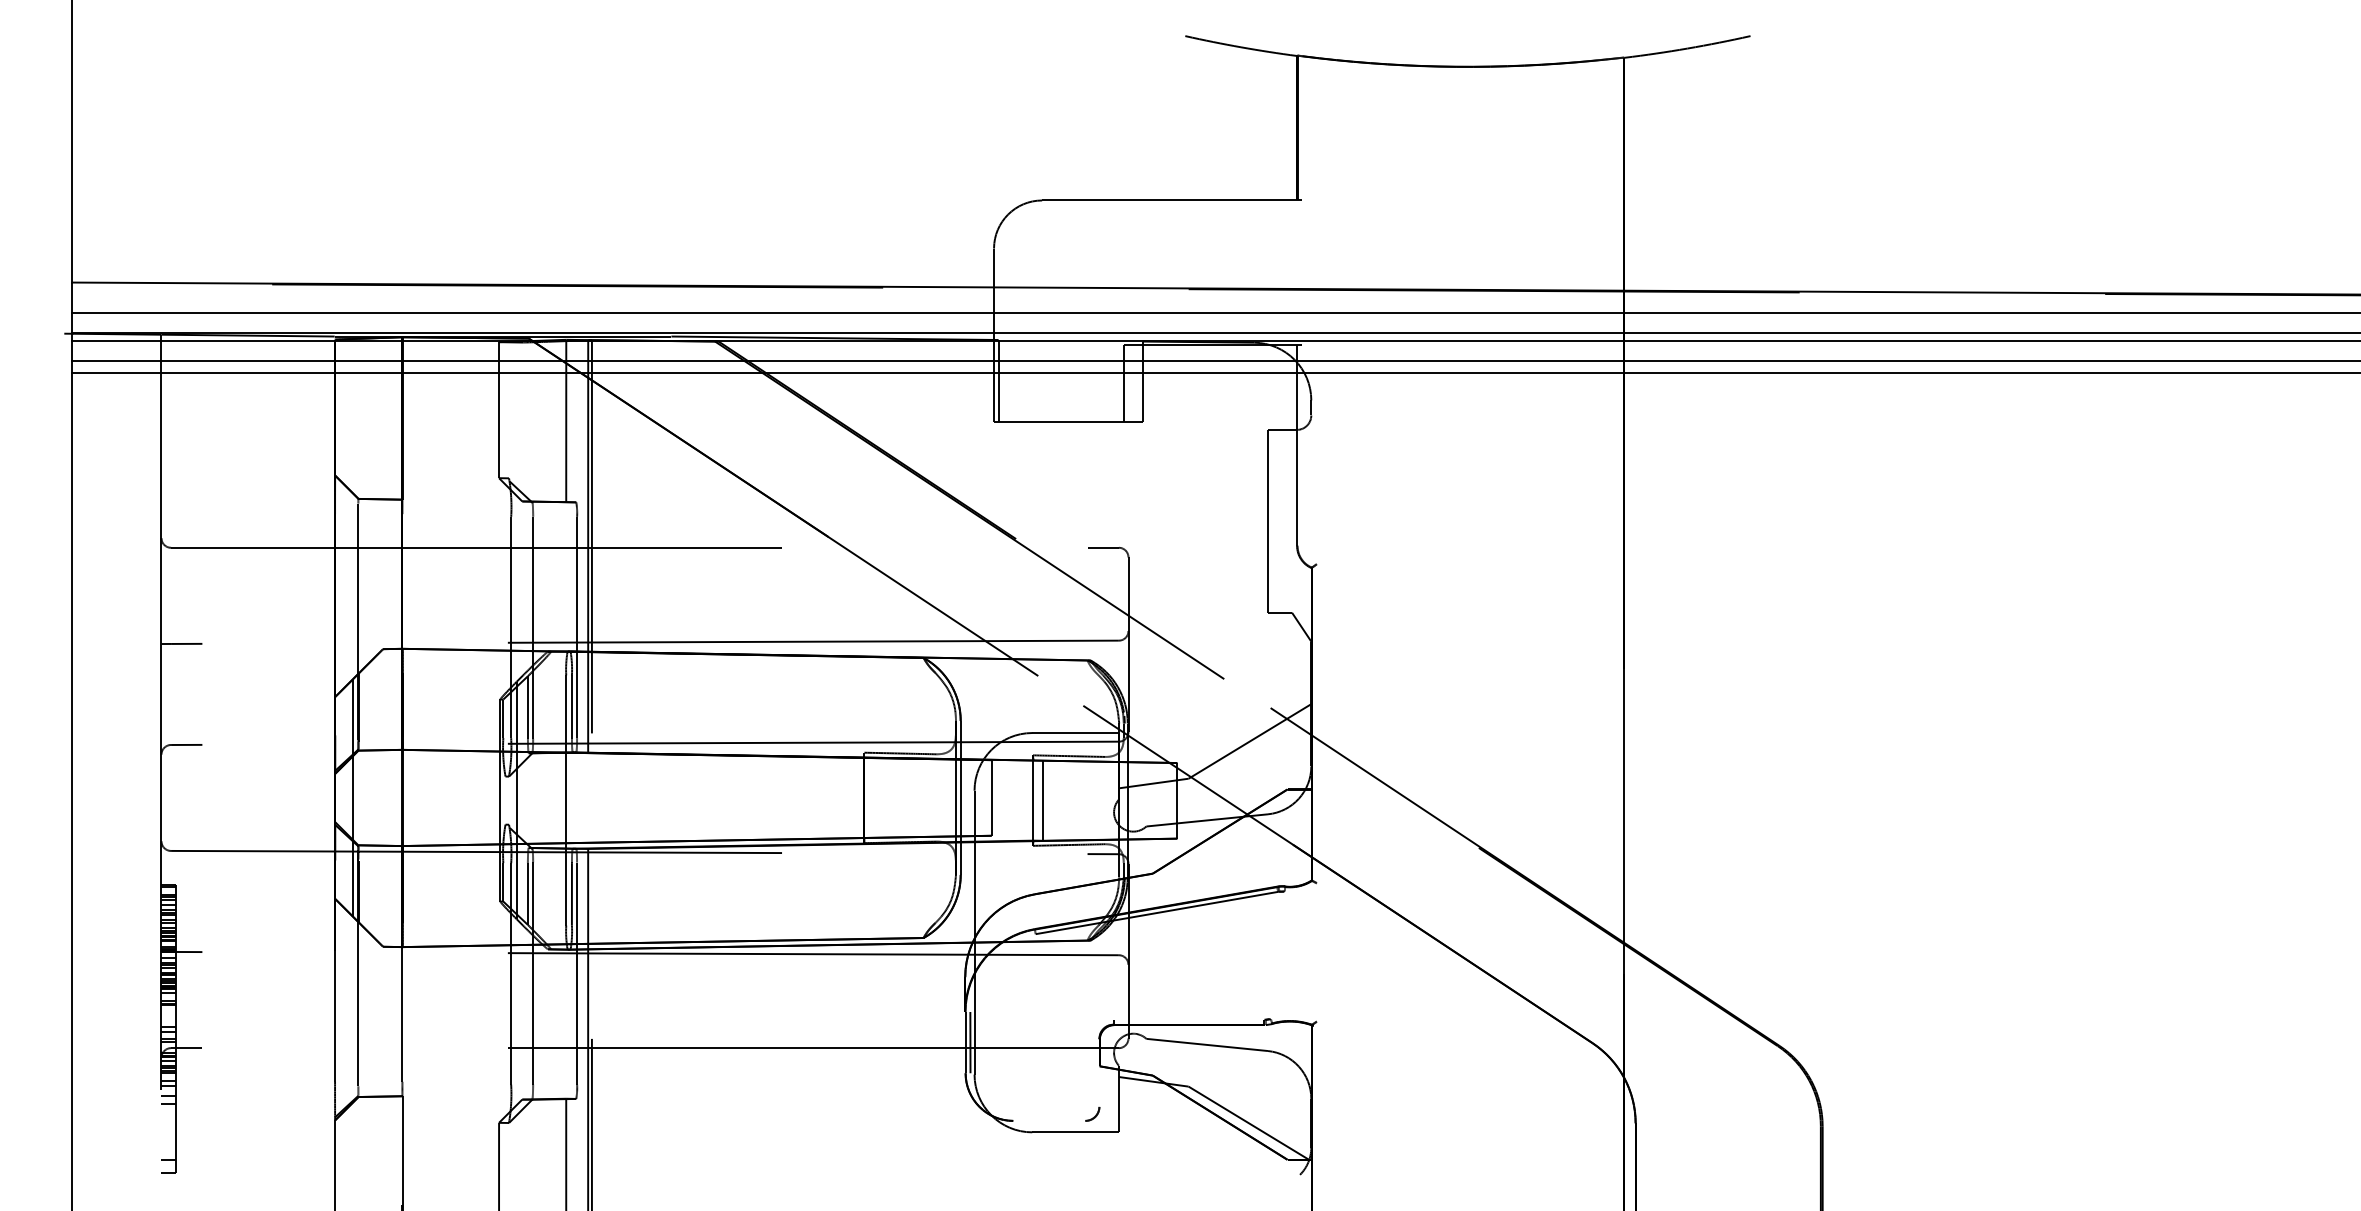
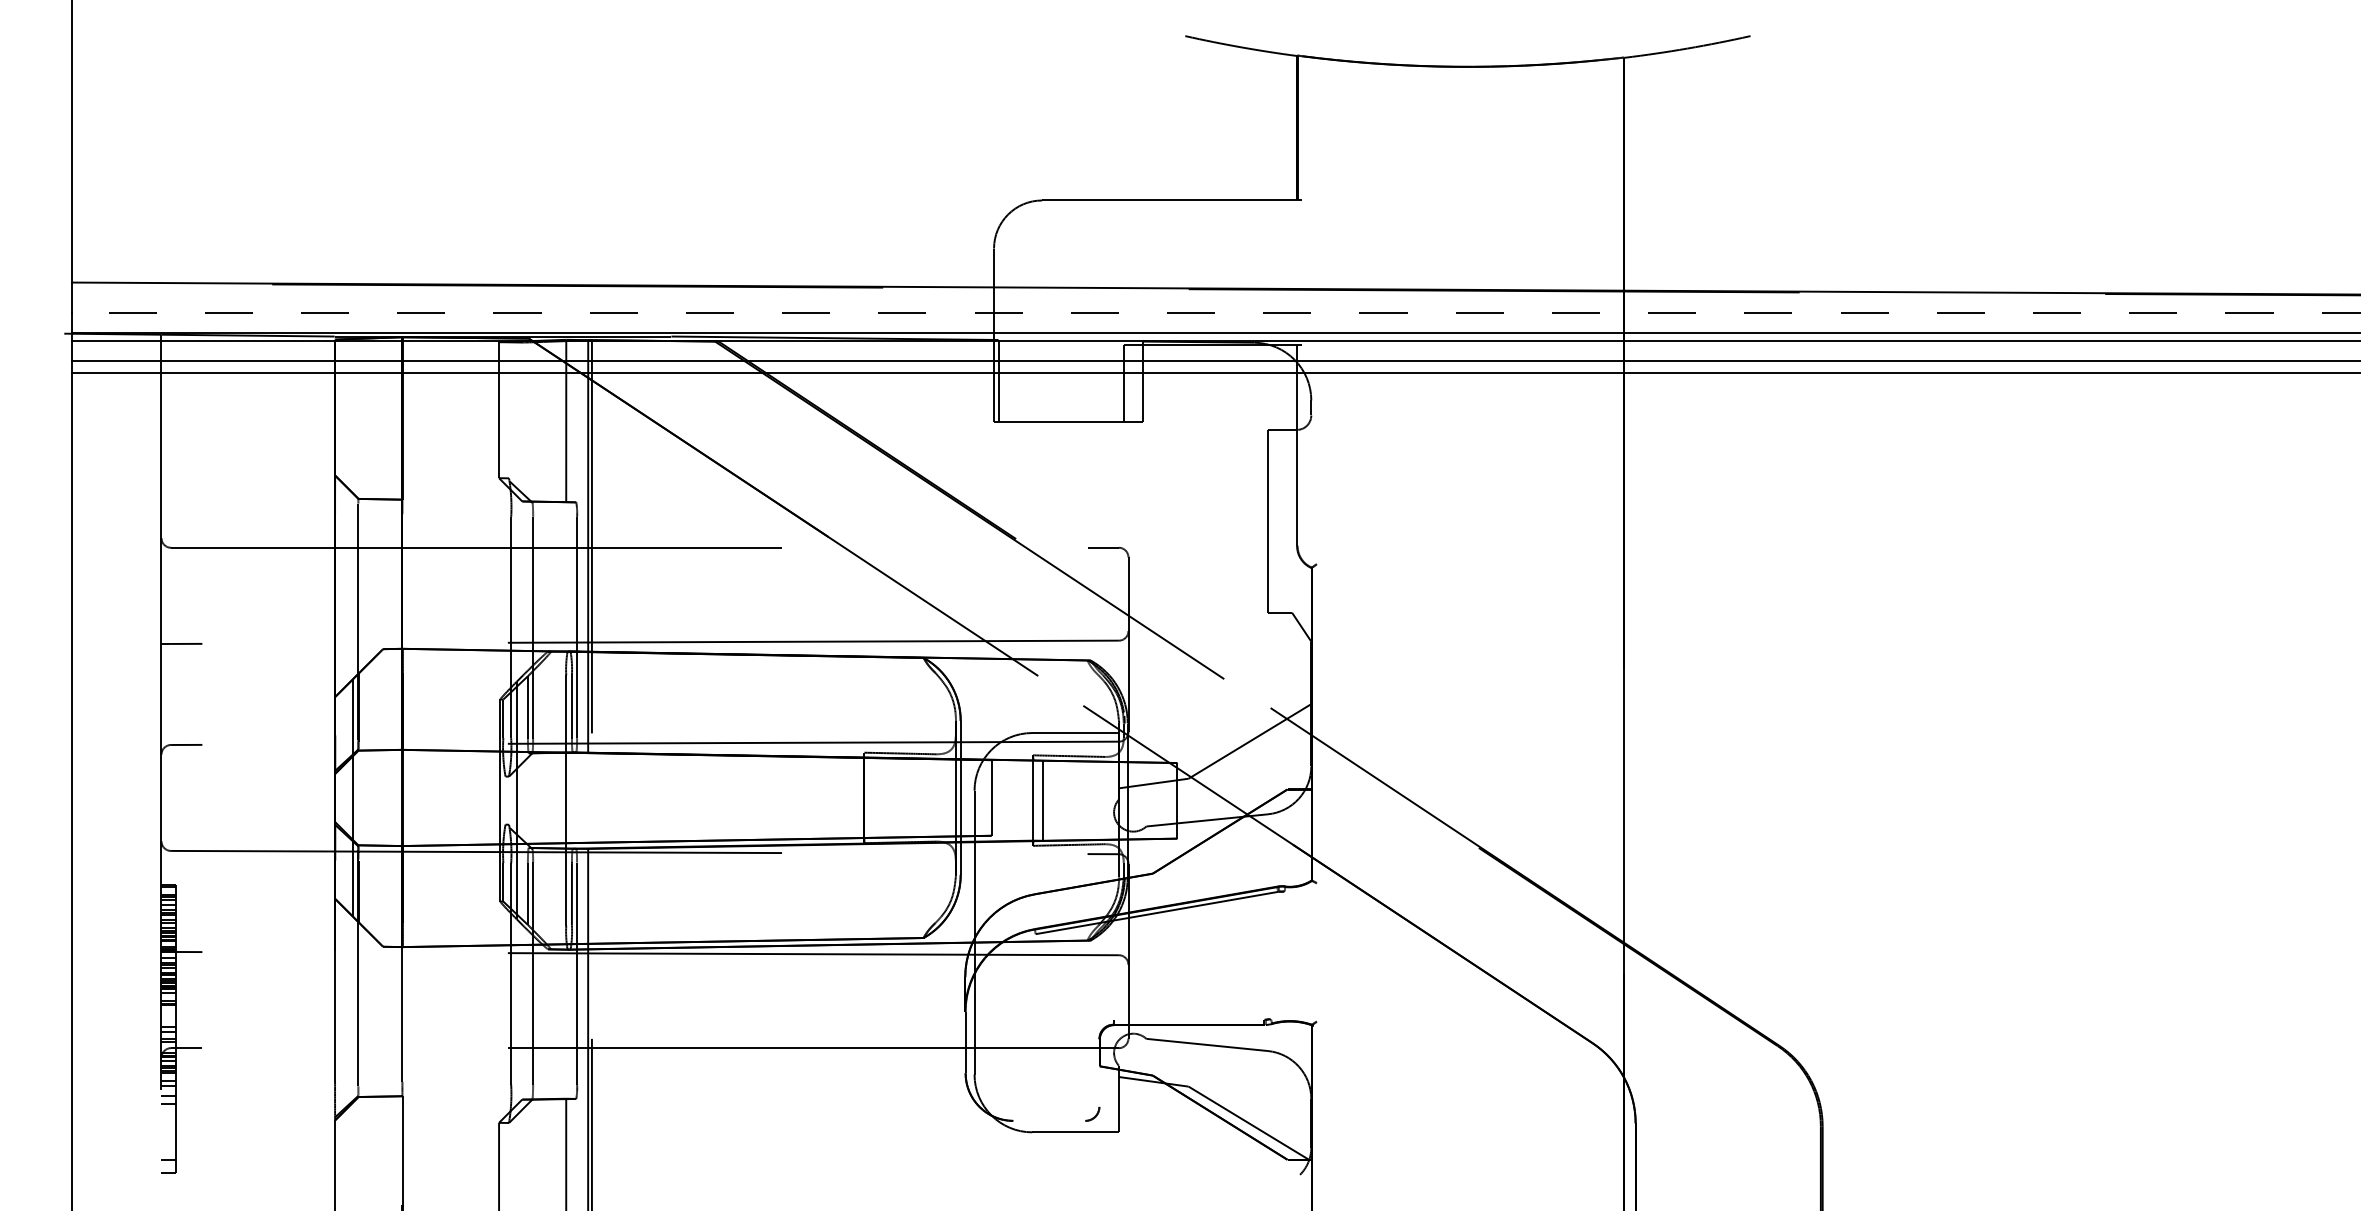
line: solid -> dashed (1216, 313)
line: present -> none (970, 1042)
